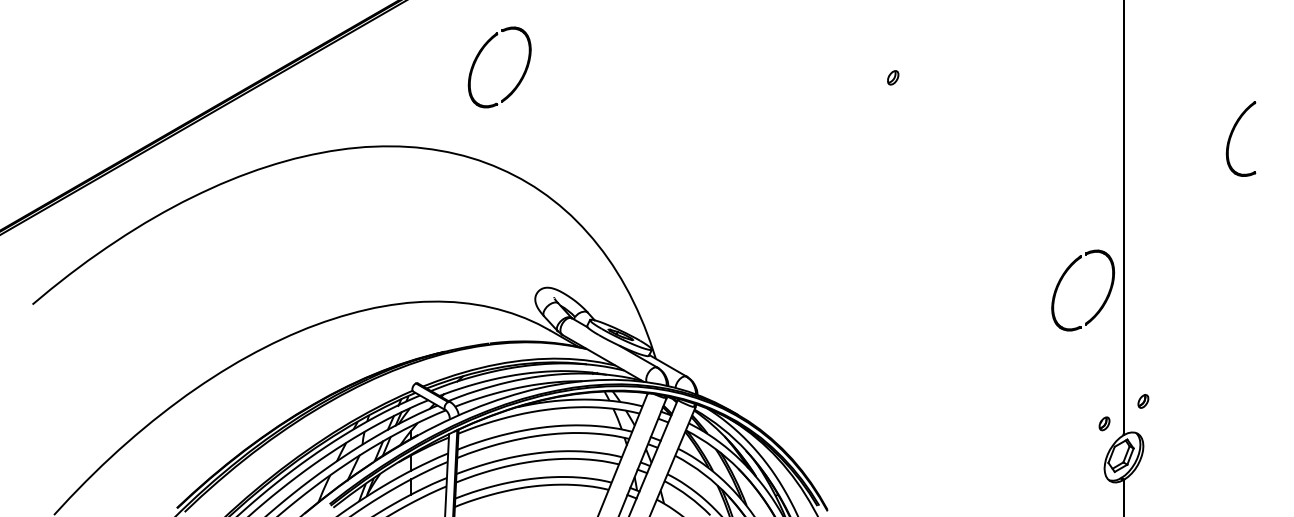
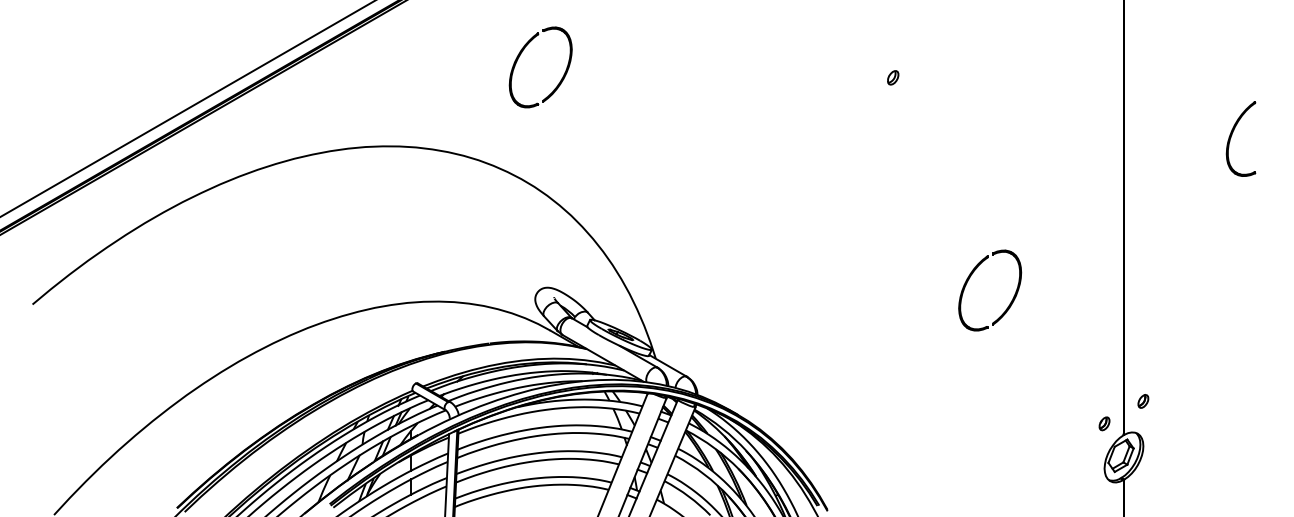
part position: (480, 54) -> (521, 54) (521, 54)
line: none -> present (187, 108)
part position: (1102, 303) -> (1009, 303) (1009, 303)
